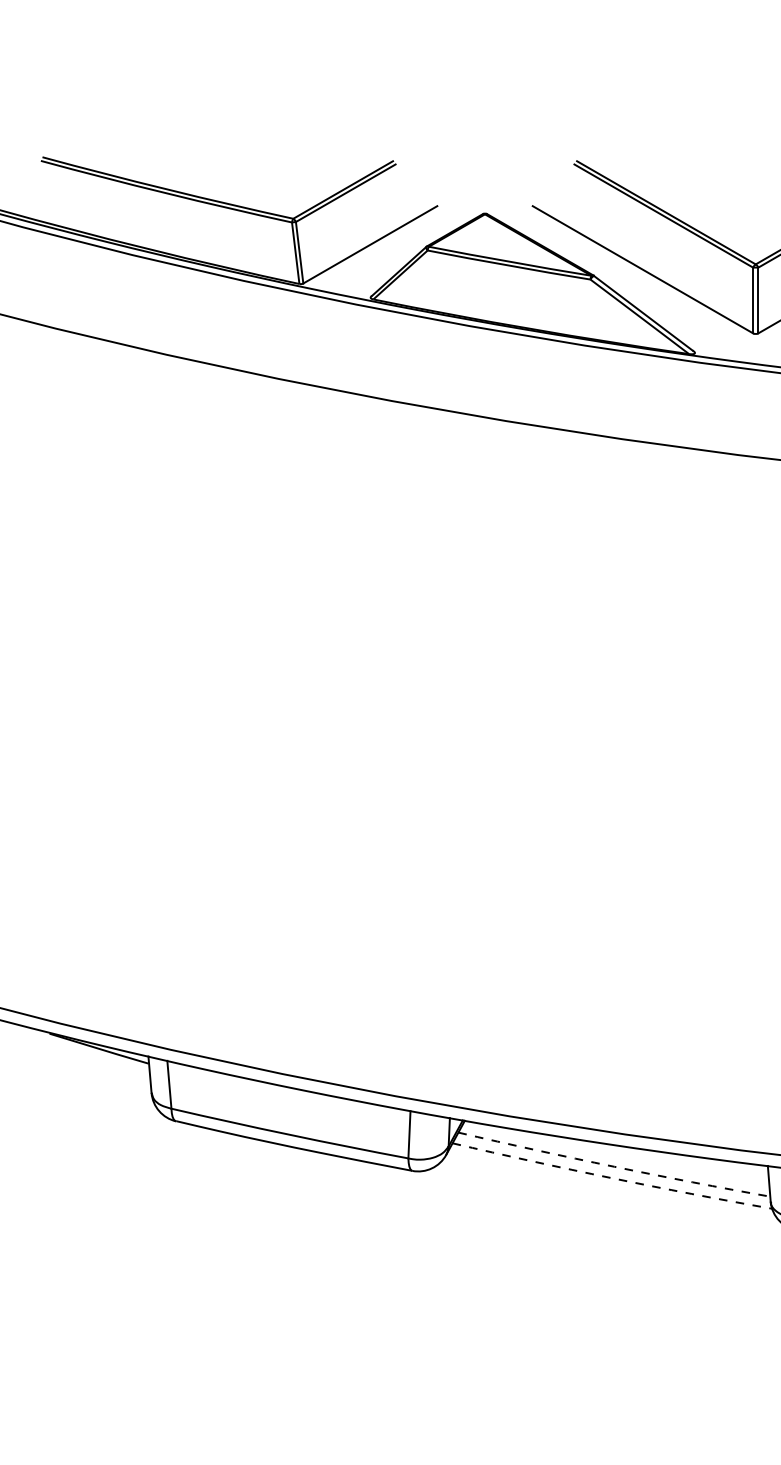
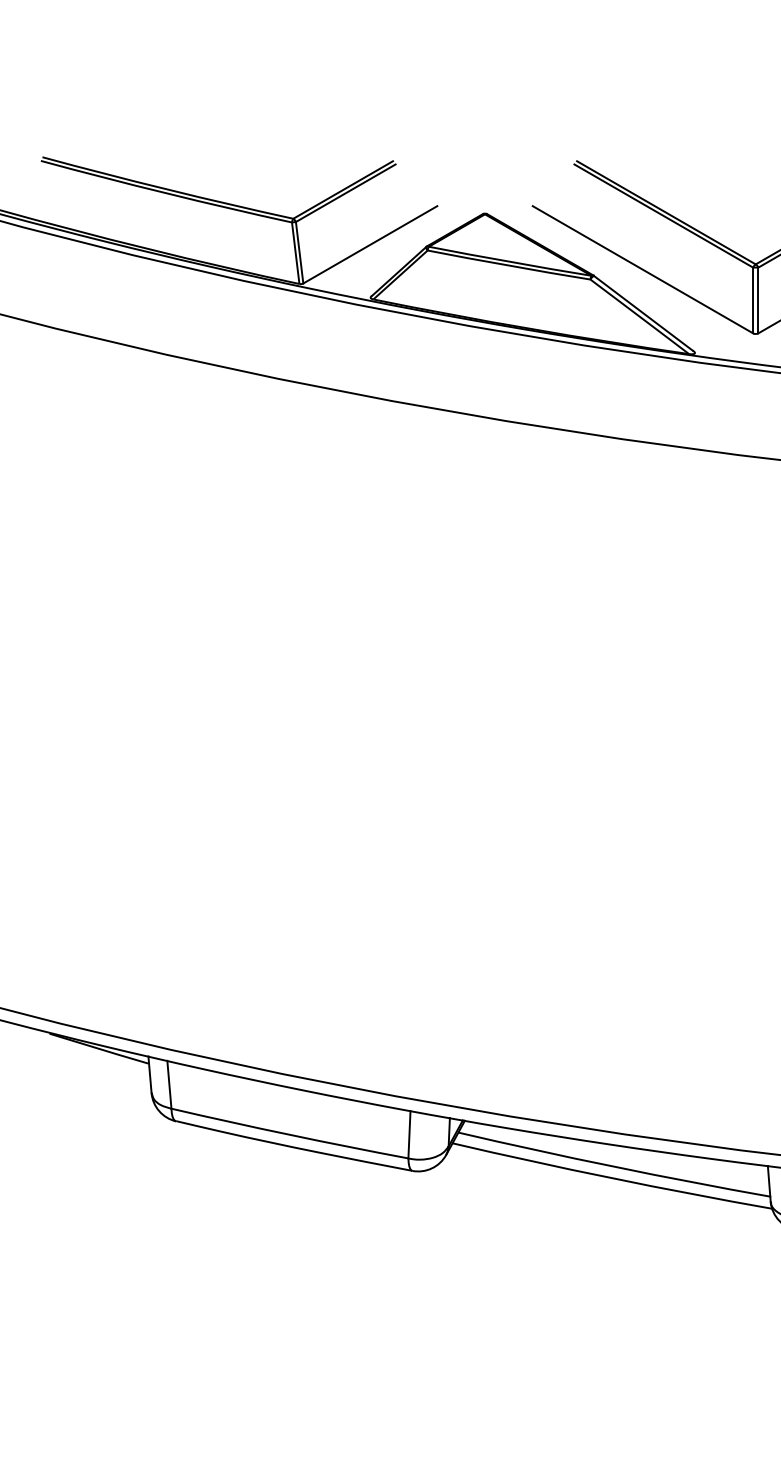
arc: dashed -> solid (614, 1166)
arc: dashed -> solid (611, 1178)
